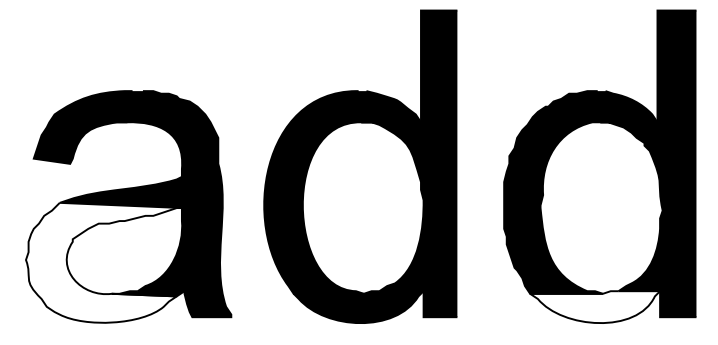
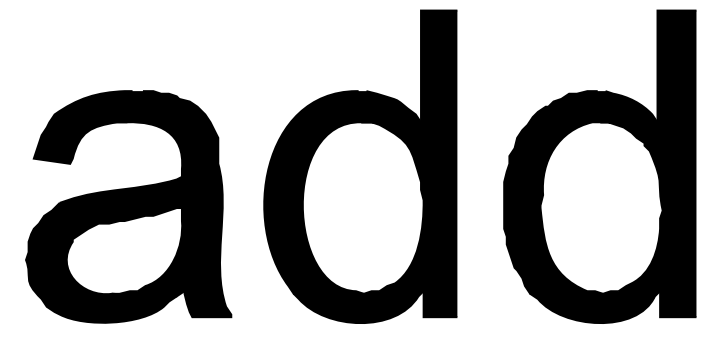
fill: none -> present (103, 262)
fill: none -> present (595, 307)
